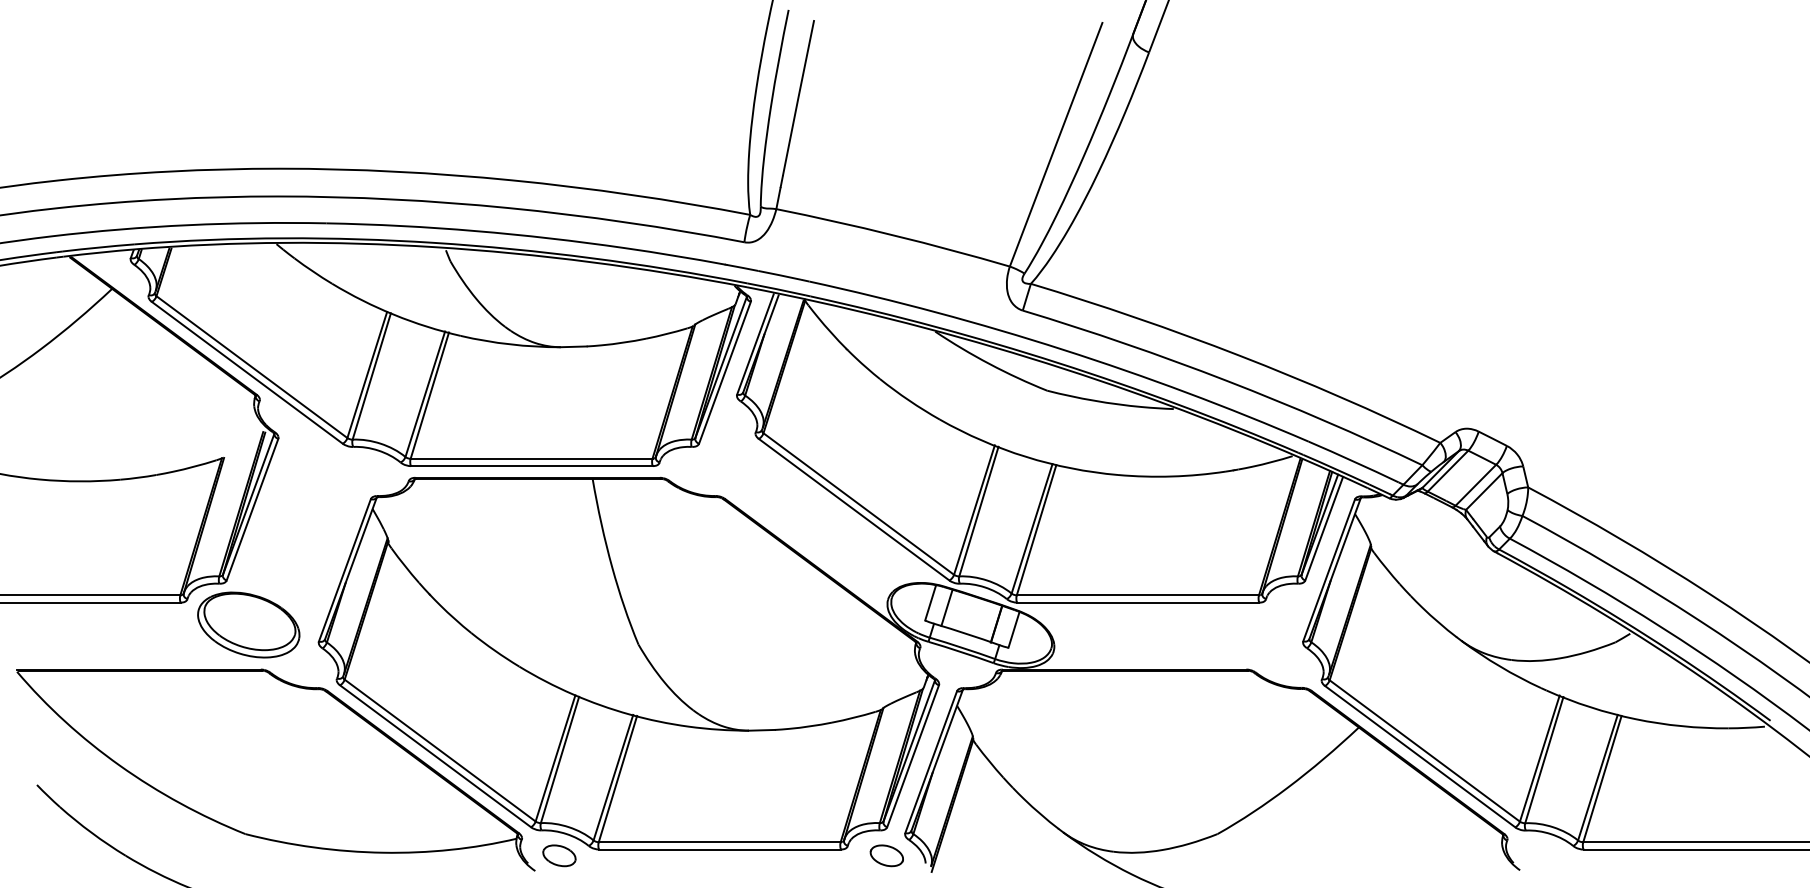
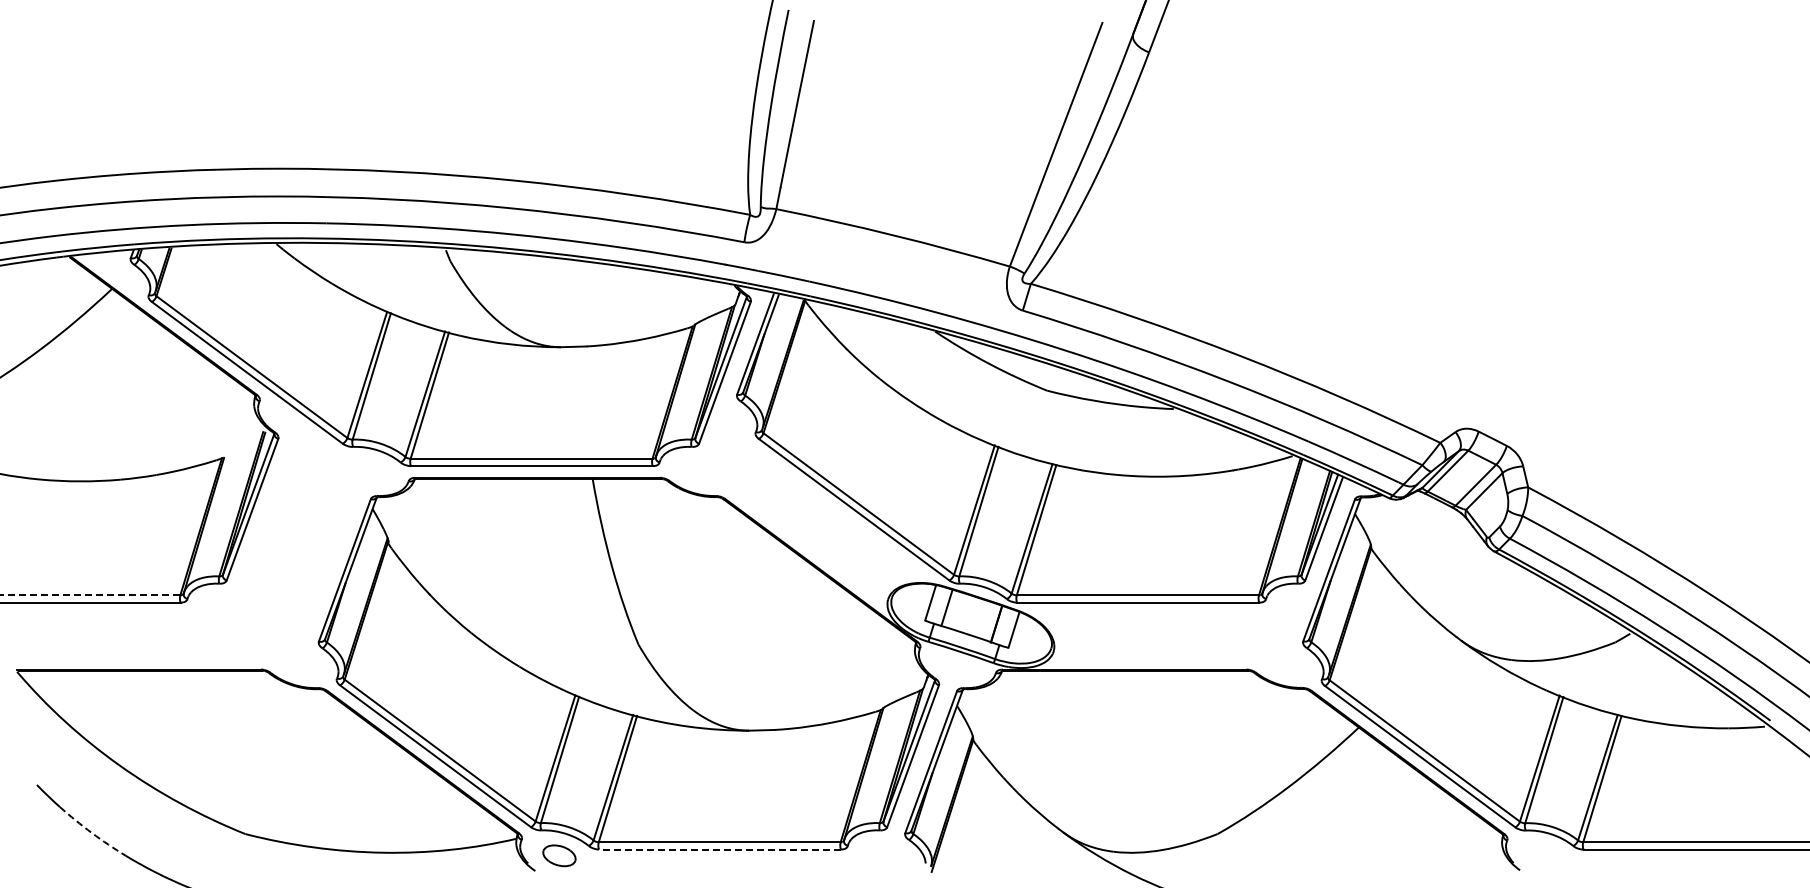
line: solid -> dashed (90, 595)
part: present -> none (248, 624)
arc: solid -> dashed (91, 832)
line: solid -> dashed (720, 849)
part: present -> none (886, 855)
